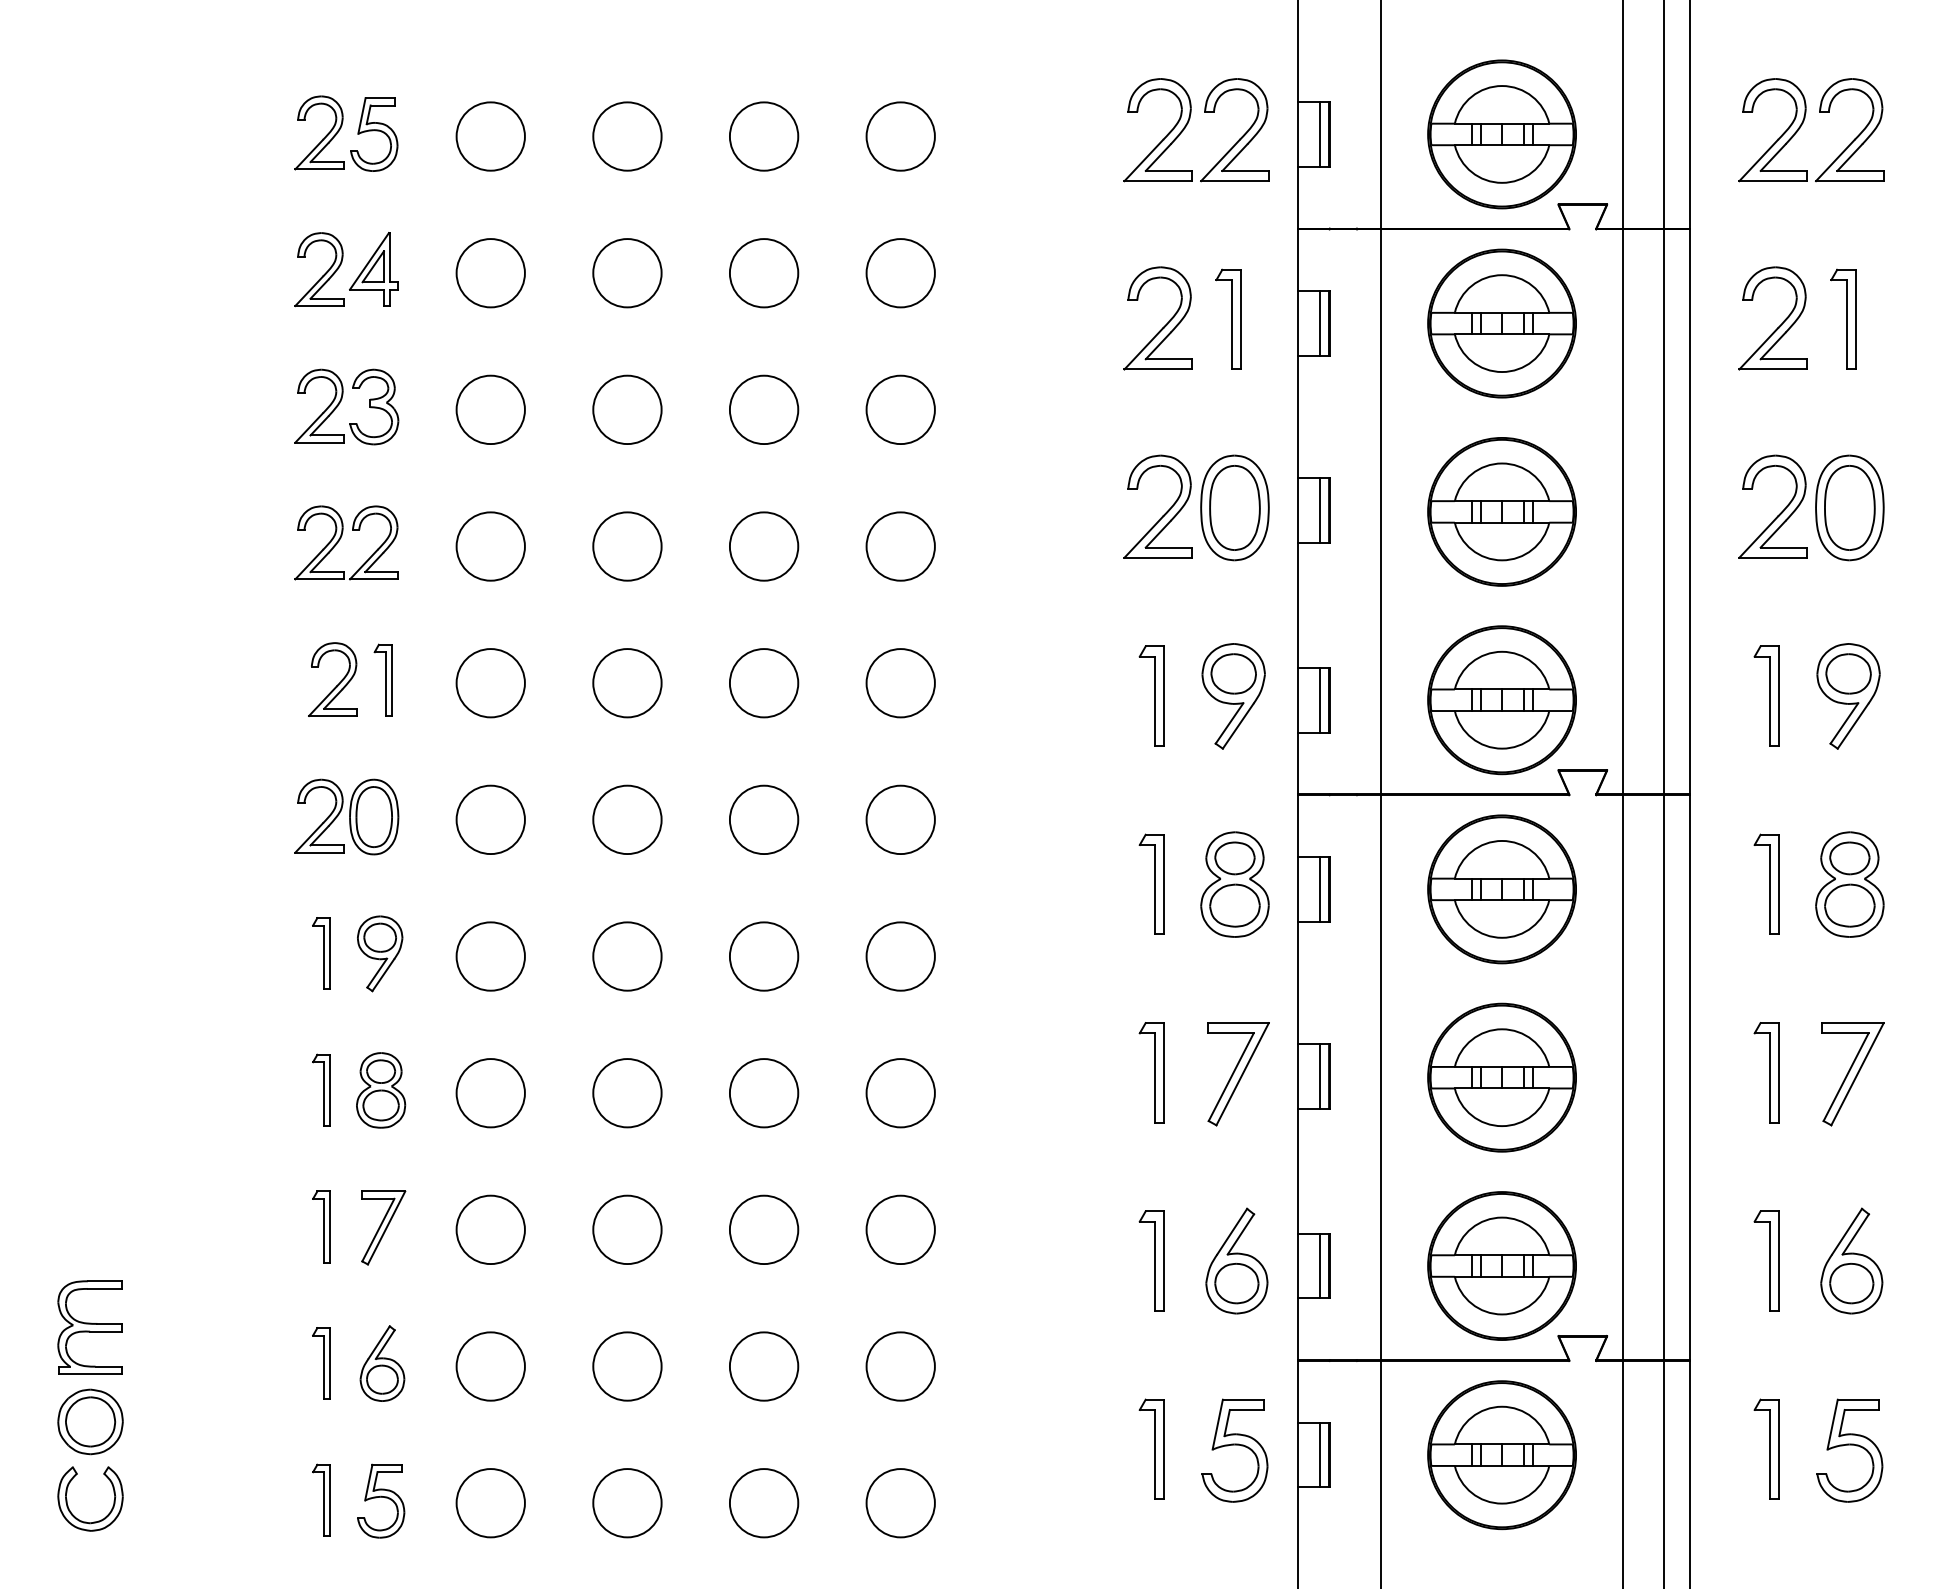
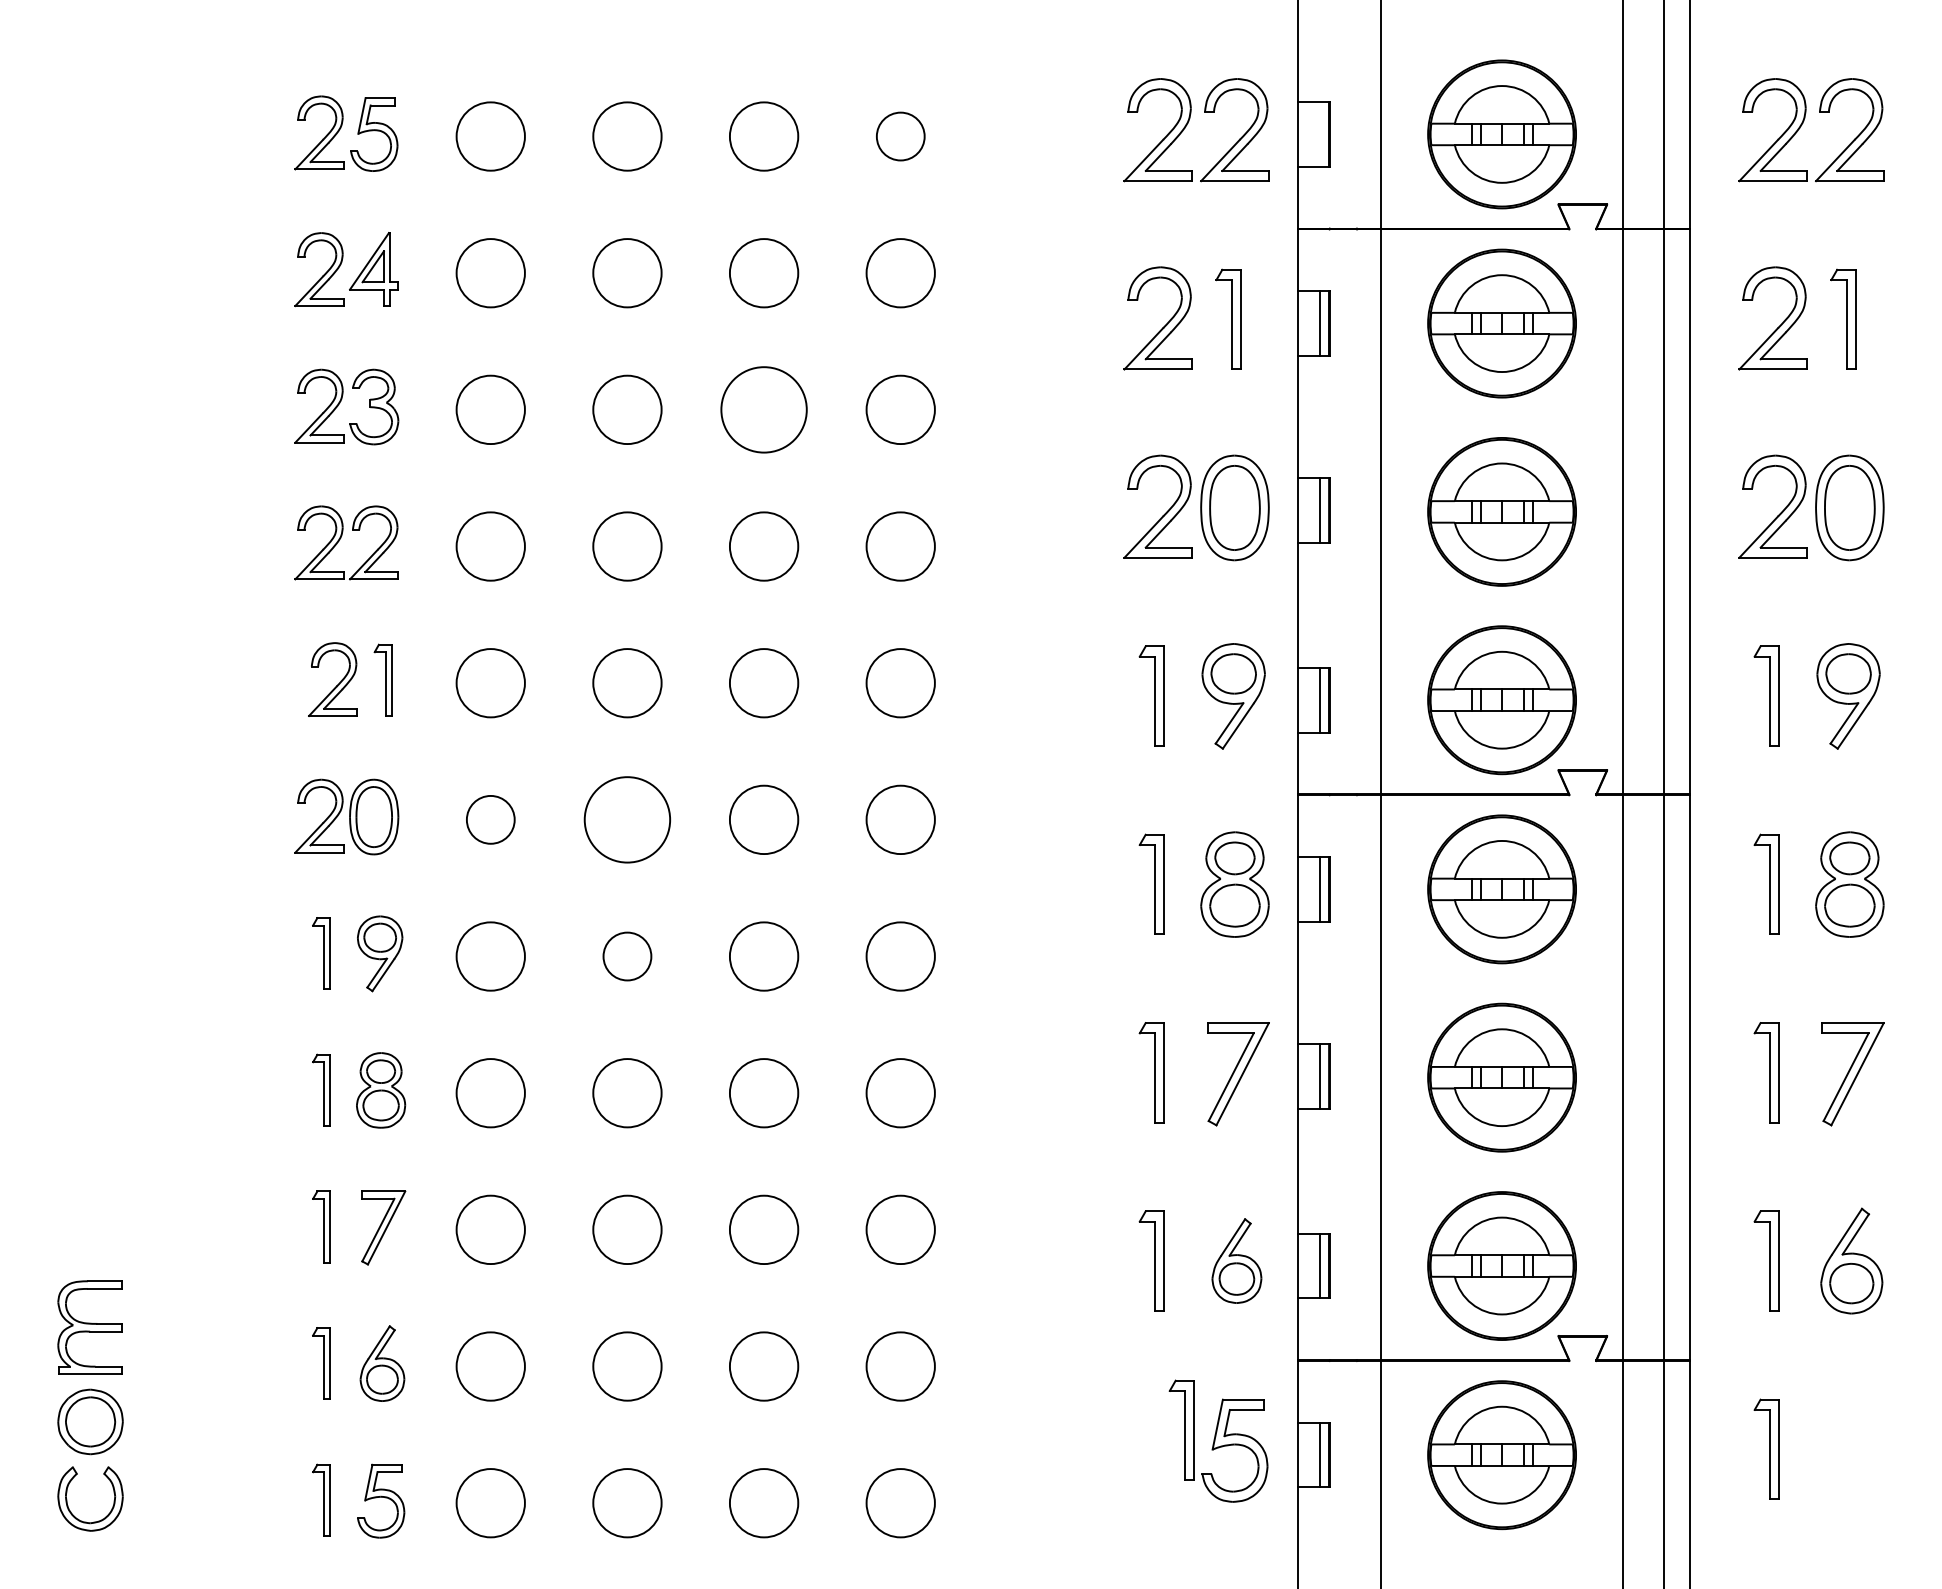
line: present -> none (1320, 134)
circle diameter: 68 px -> 48 px (900, 136)
circle diameter: 68 px -> 85 px (763, 409)
circle diameter: 68 px -> 48 px (490, 819)
circle diameter: 68 px -> 85 px (627, 819)
circle diameter: 68 px -> 48 px (627, 956)
part size: 64x108 px -> 52x86 px (1236, 1260)
part position: (1151, 1448) -> (1181, 1429) (1181, 1429)
part: present -> none (1849, 1450)
